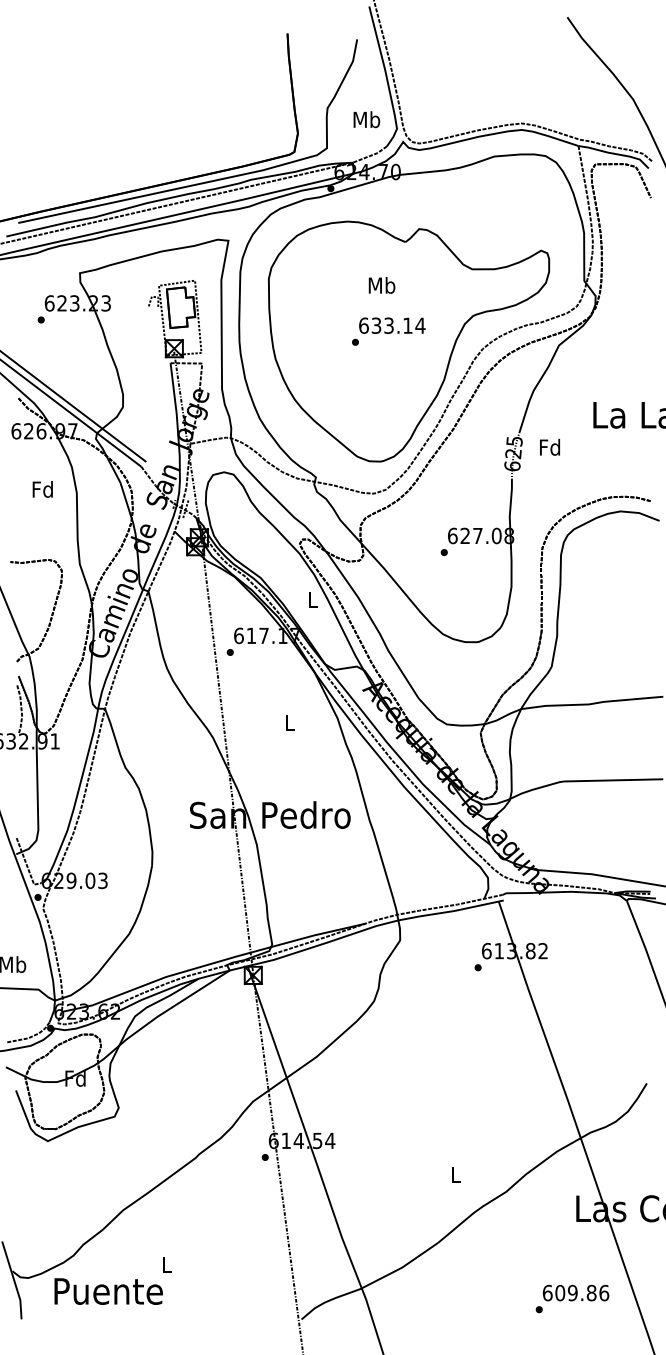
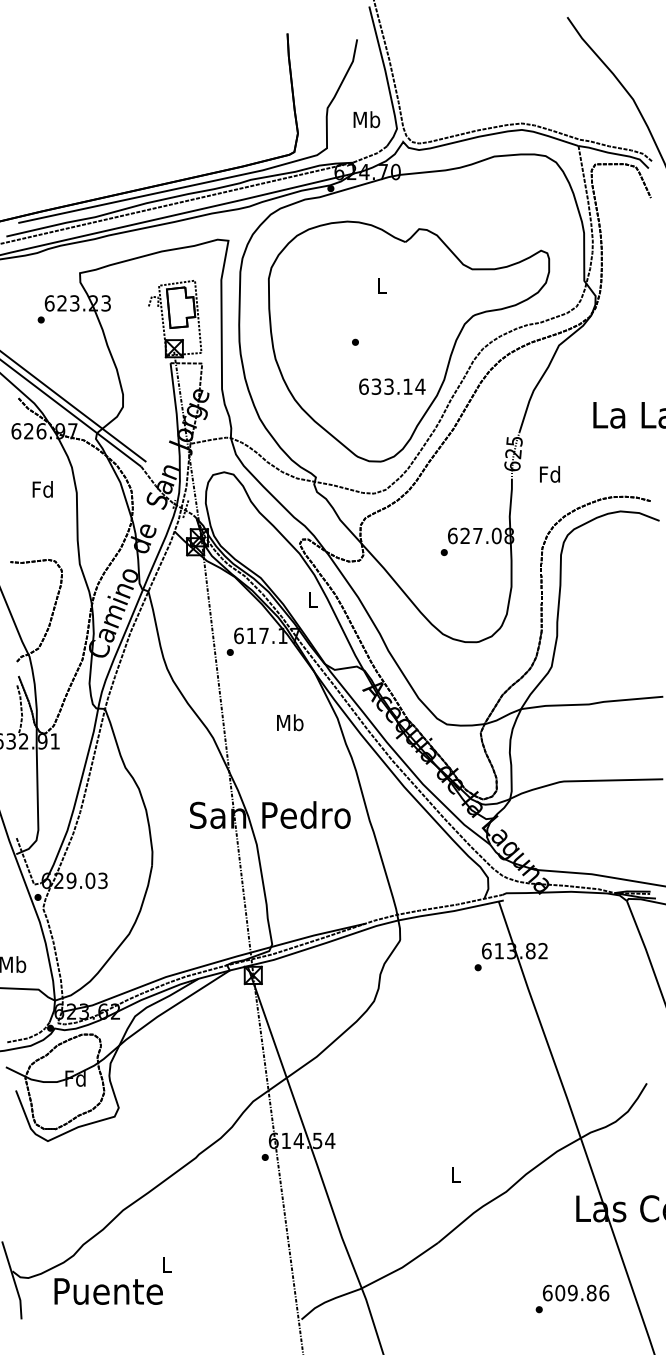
text: Mb -> L (381, 285)
text position: (392, 325) -> (392, 386) (392, 386)
text position: (549, 447) -> (549, 474) (549, 474)
text: L -> Mb (290, 722)
